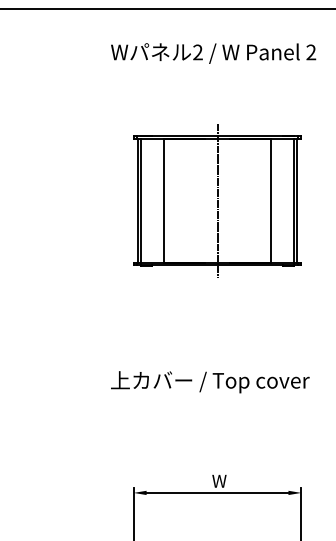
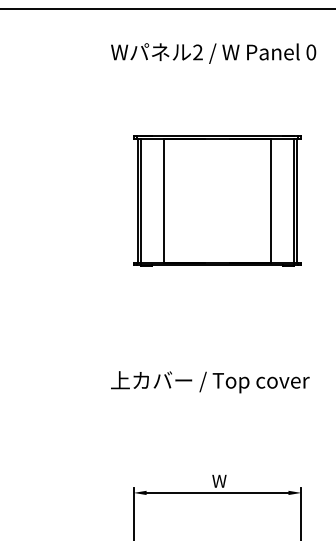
text: 2 -> 0 (311, 52)
line: present -> none (217, 200)
